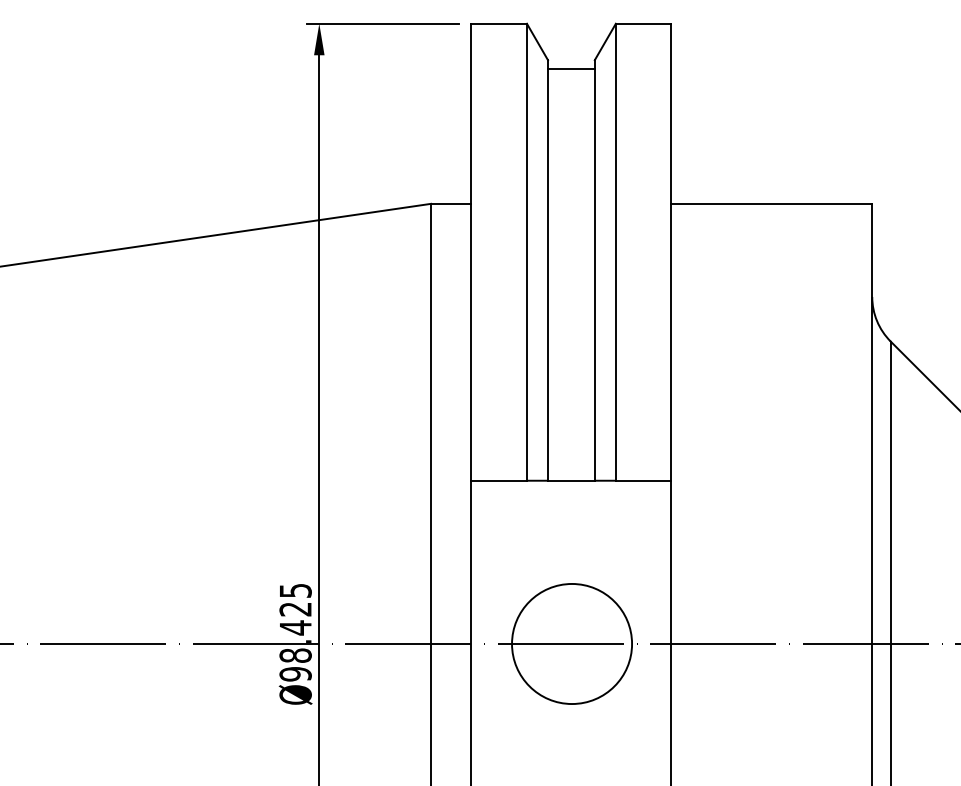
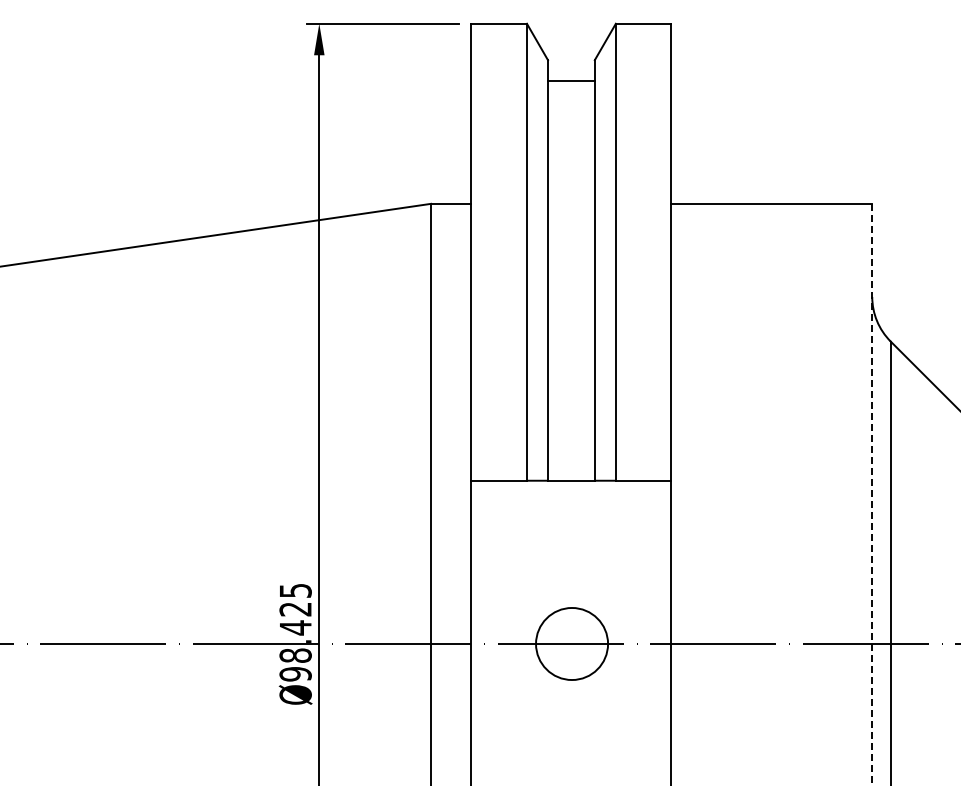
line position: (571, 68) -> (571, 80) (571, 80)
line: solid -> dashed (872, 494)
circle diameter: 120 px -> 72 px (572, 643)
